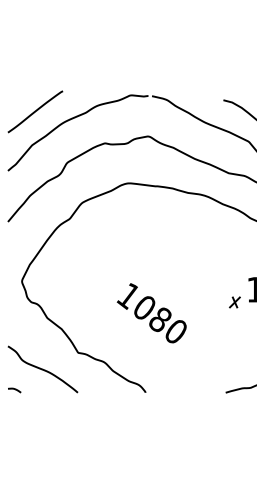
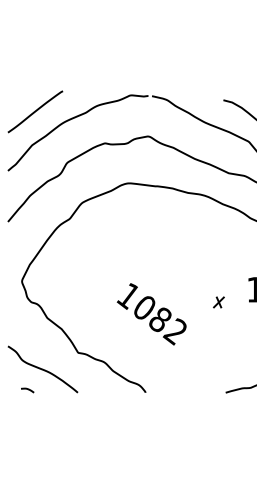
part position: (234, 302) -> (218, 302) (218, 302)
text: 1080 -> 1082 (174, 331)
curve position: (14, 389) -> (27, 389) (27, 389)
